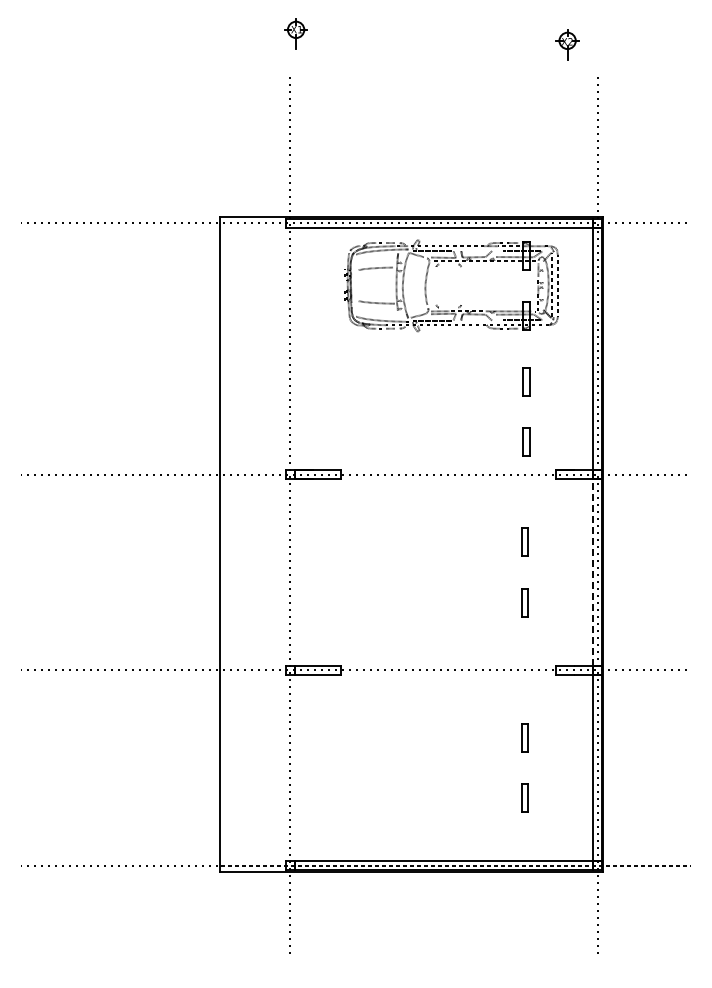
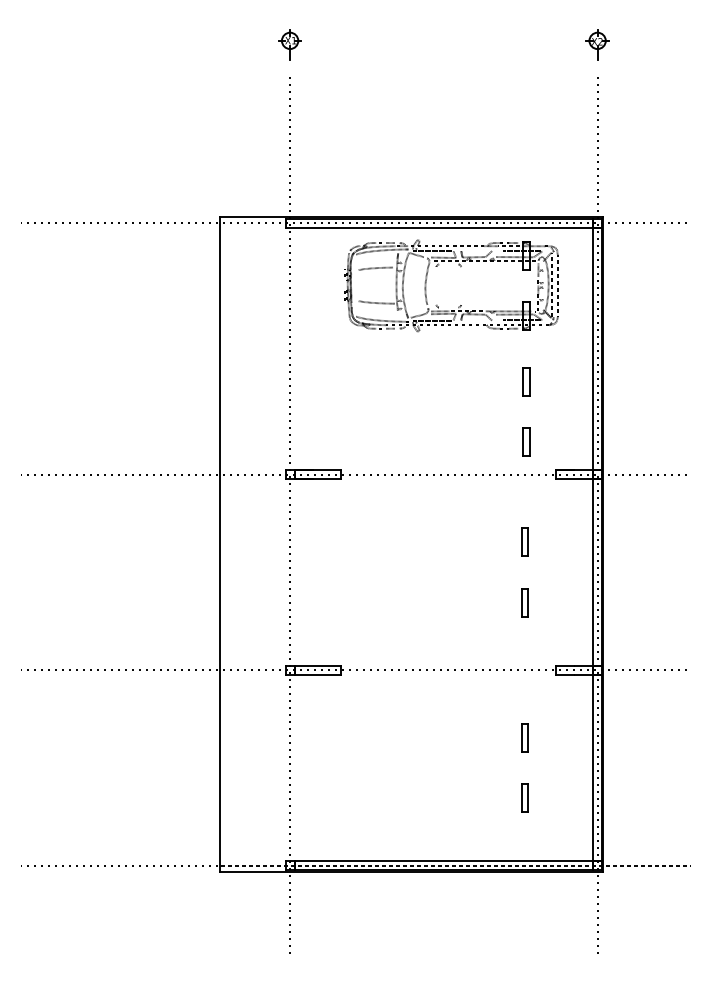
part position: (295, 33) -> (289, 44) (289, 44)
part position: (567, 44) -> (597, 44) (597, 44)
line: dashed -> solid (593, 572)
